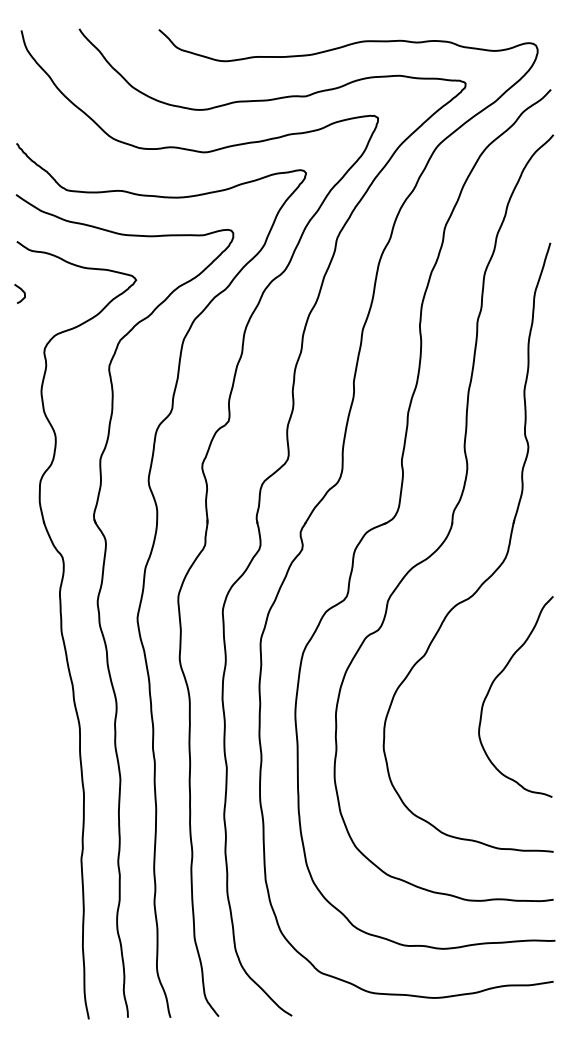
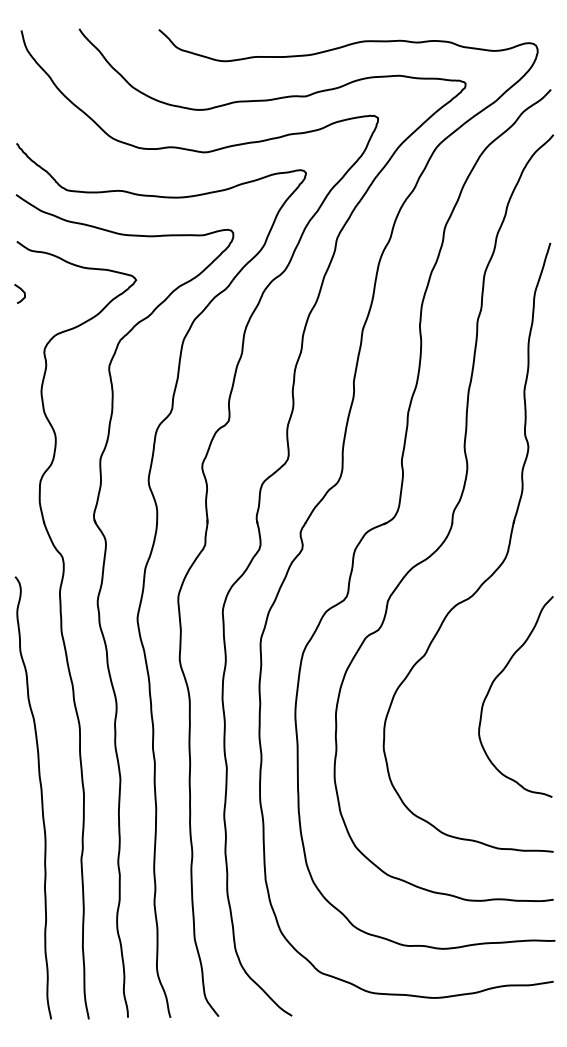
curve: none -> present (40, 794)
